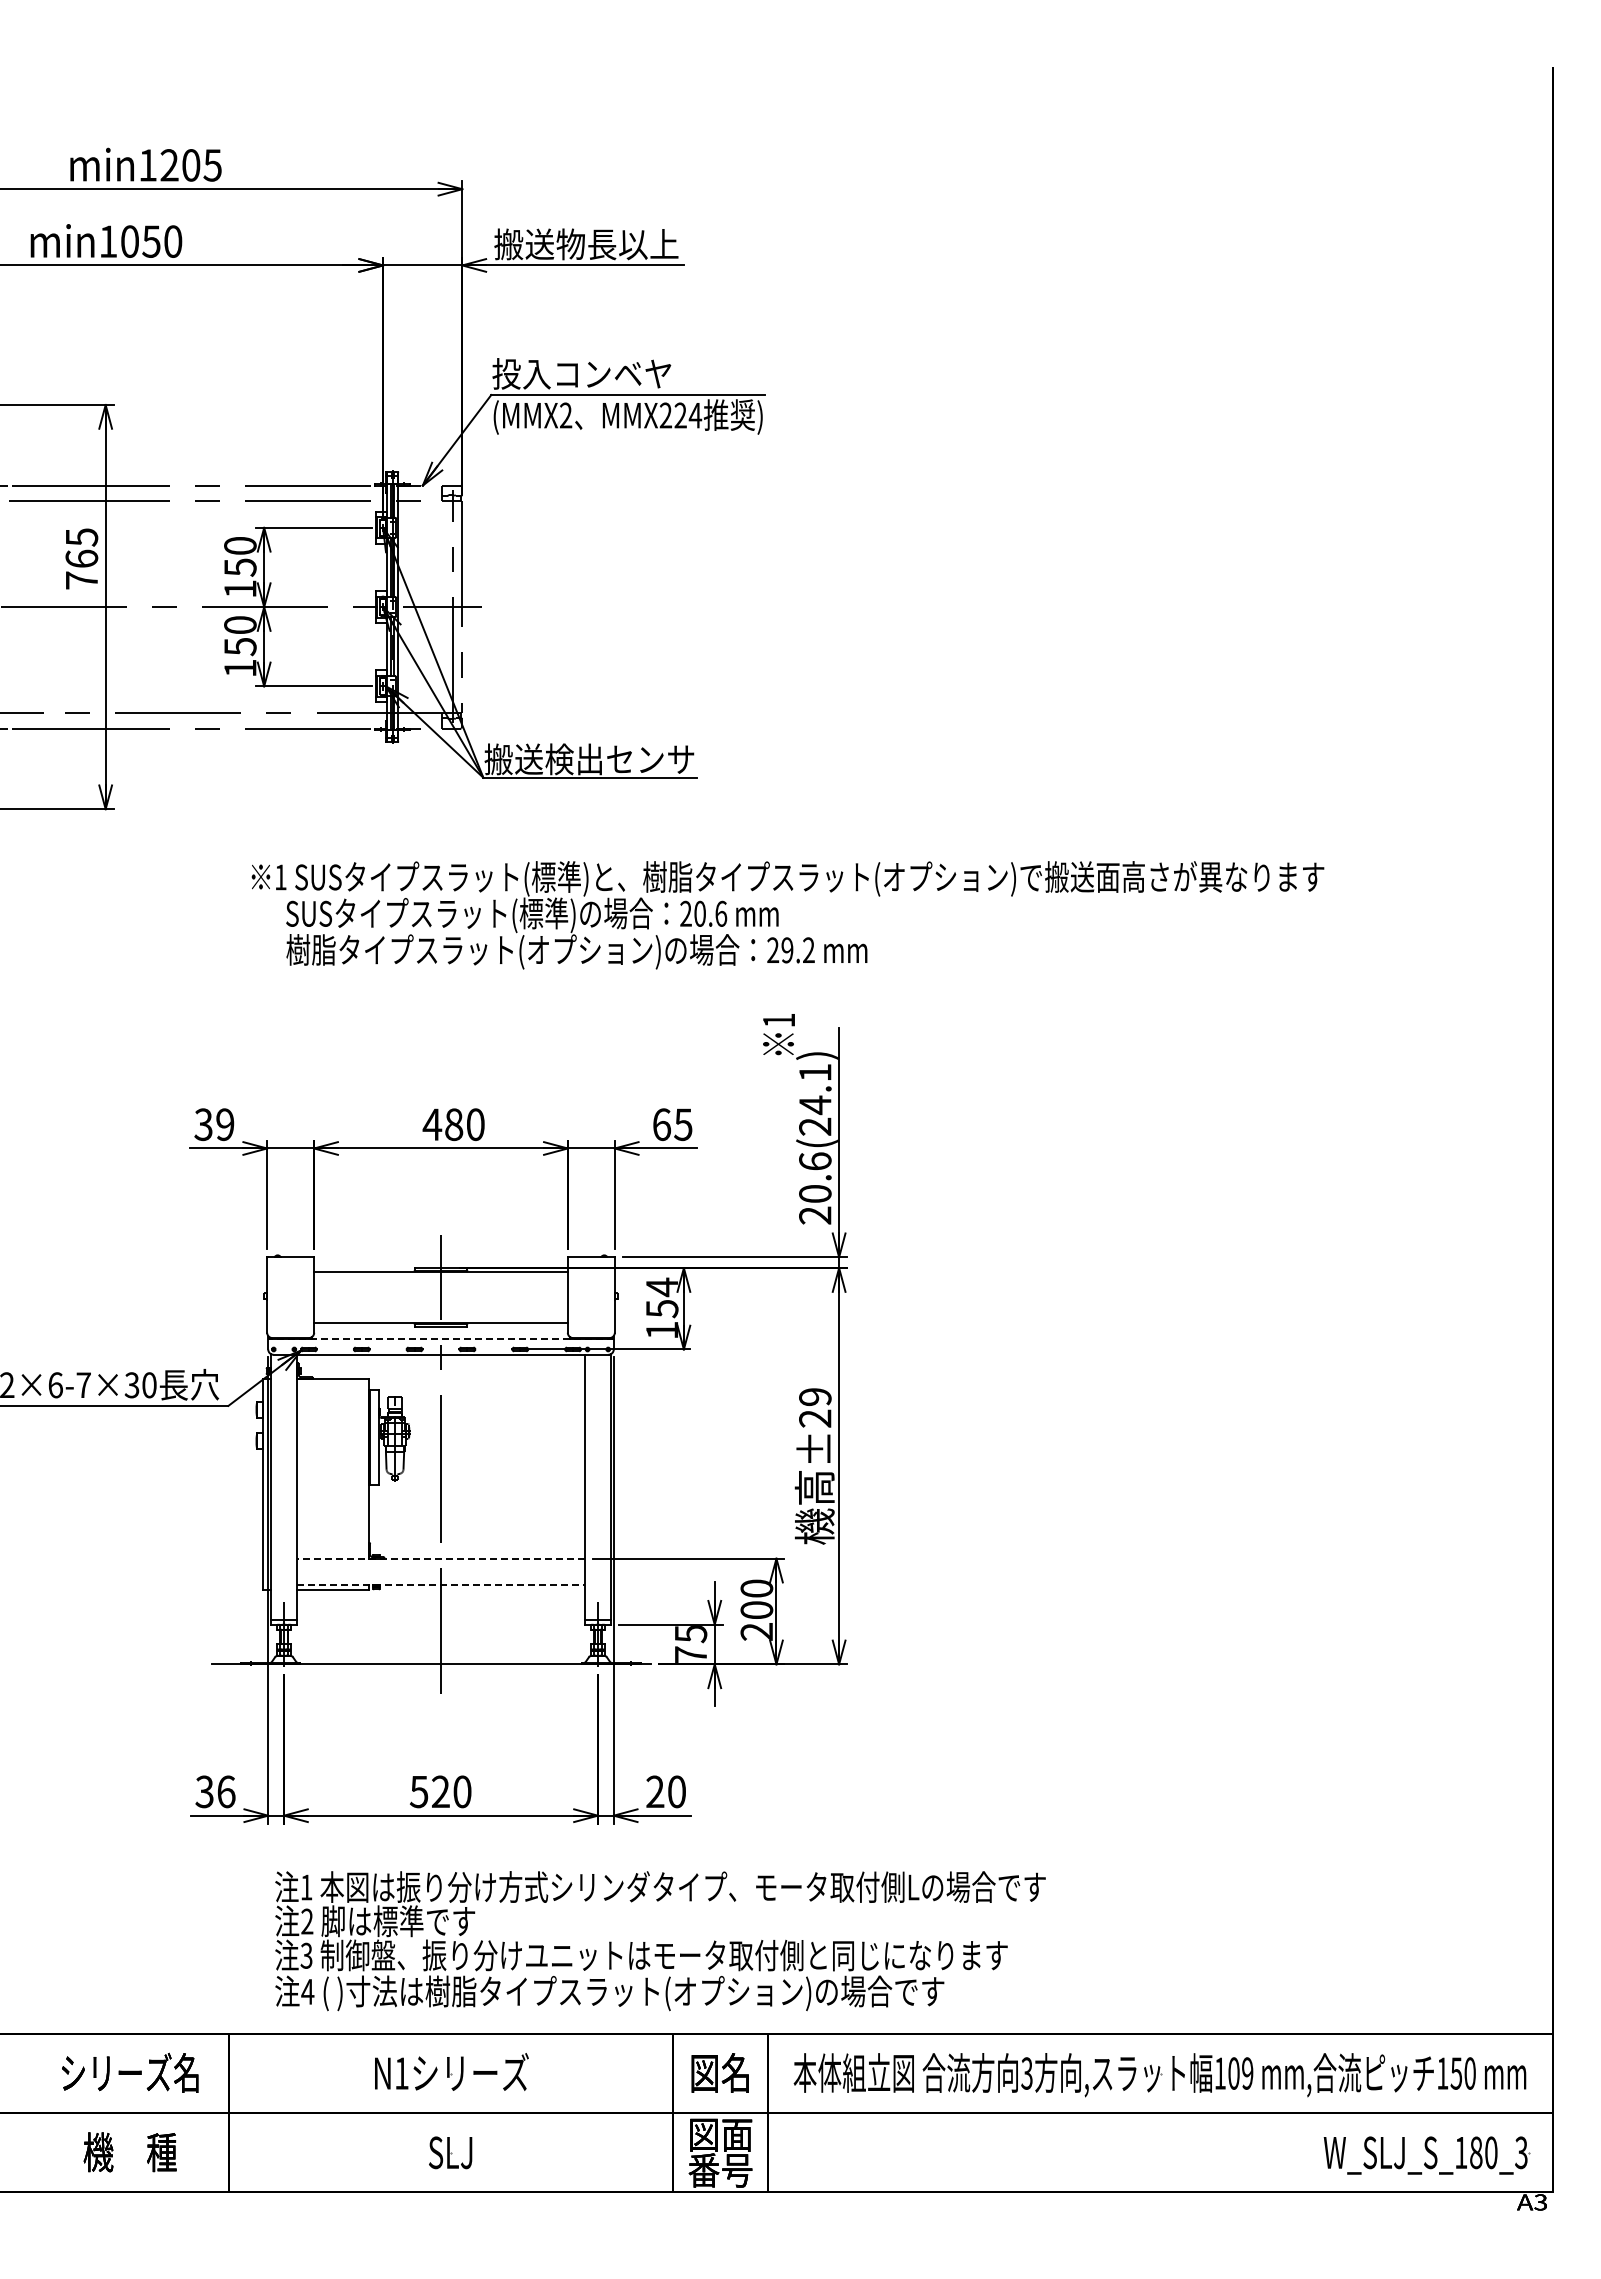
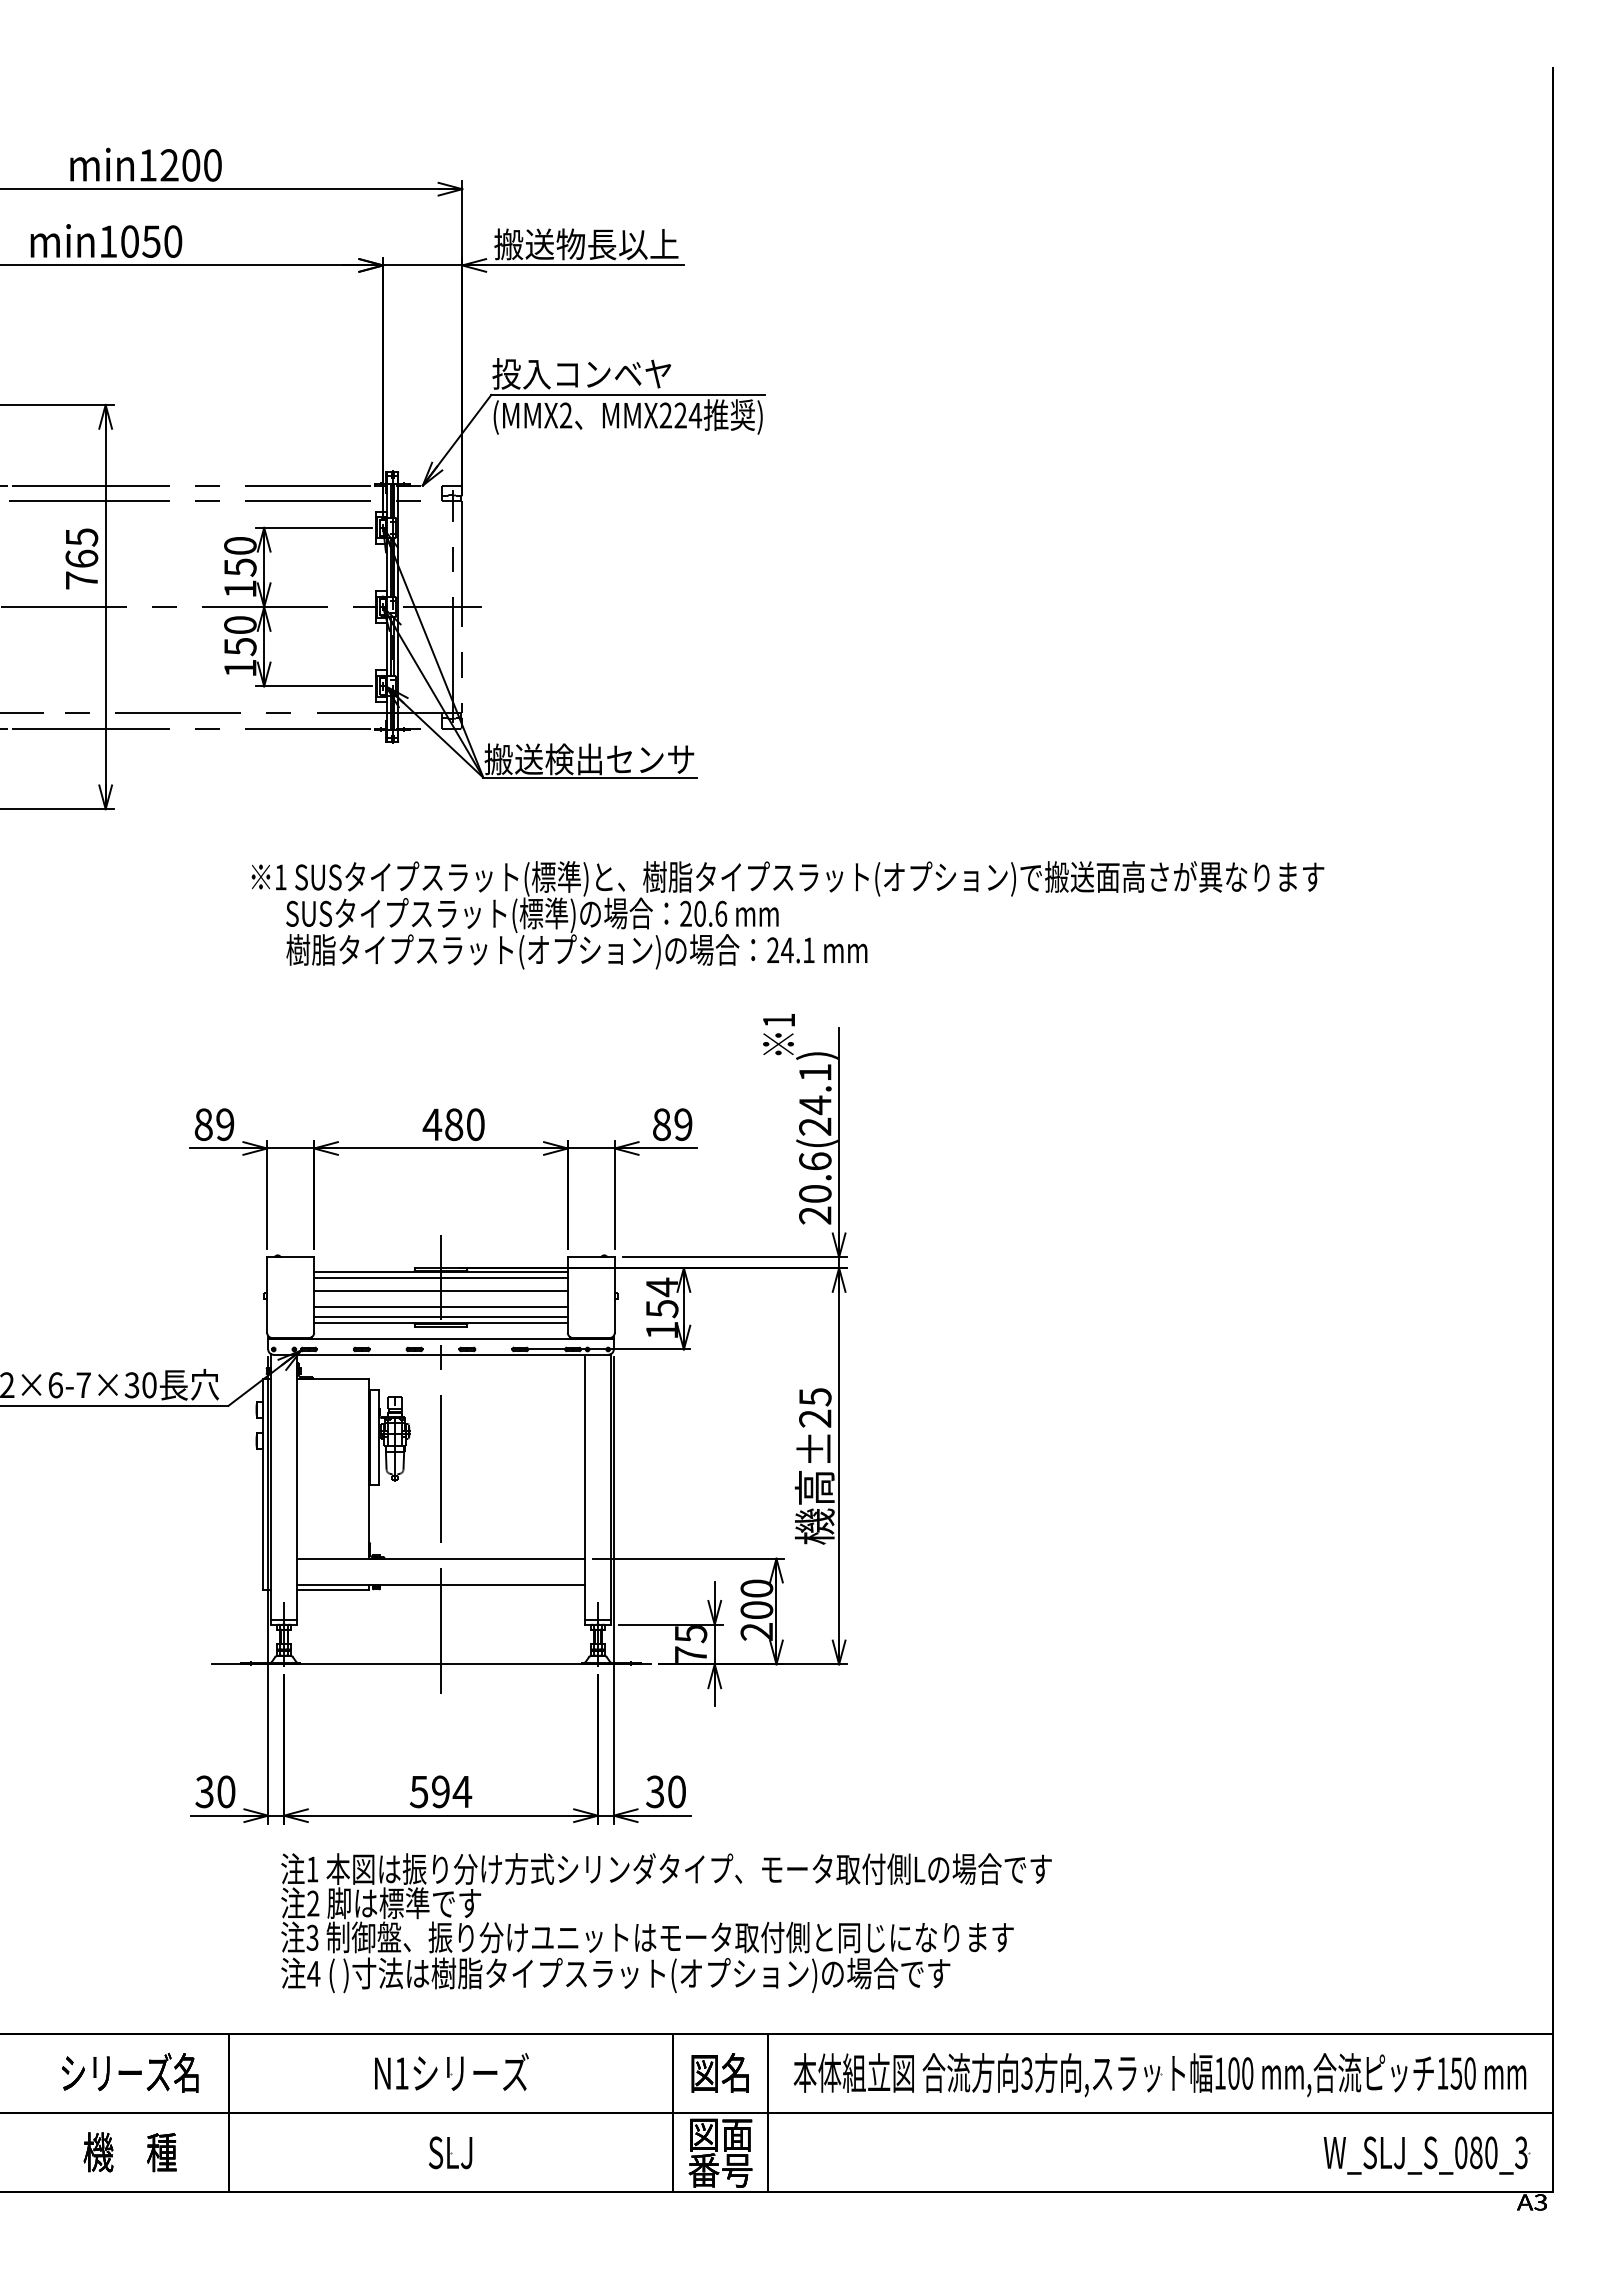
text: min1205 -> min1200 (212, 165)
text: 29.2 -> 24.1 (797, 950)
text: 39 -> 89 (203, 1124)
text: 65 -> 89 (672, 1124)
line: none -> present (440, 1278)
line: none -> present (440, 1291)
line: none -> present (440, 1306)
line: none -> present (440, 1316)
line: dashed -> solid (441, 1338)
text: ±29 -> ±25 (815, 1397)
line: dashed -> solid (441, 1558)
line: dashed -> solid (441, 1585)
text: 36 -> 30 (226, 1791)
text: 520 -> 594 (452, 1791)
text: 20 -> 30 (655, 1792)
text position: (660, 1941) -> (666, 1923) (666, 1923)
text: 109 -> 100 (1247, 2073)
text: W_SLJ_S_180_3 -> W_SLJ_S_080_3 (1461, 2152)
